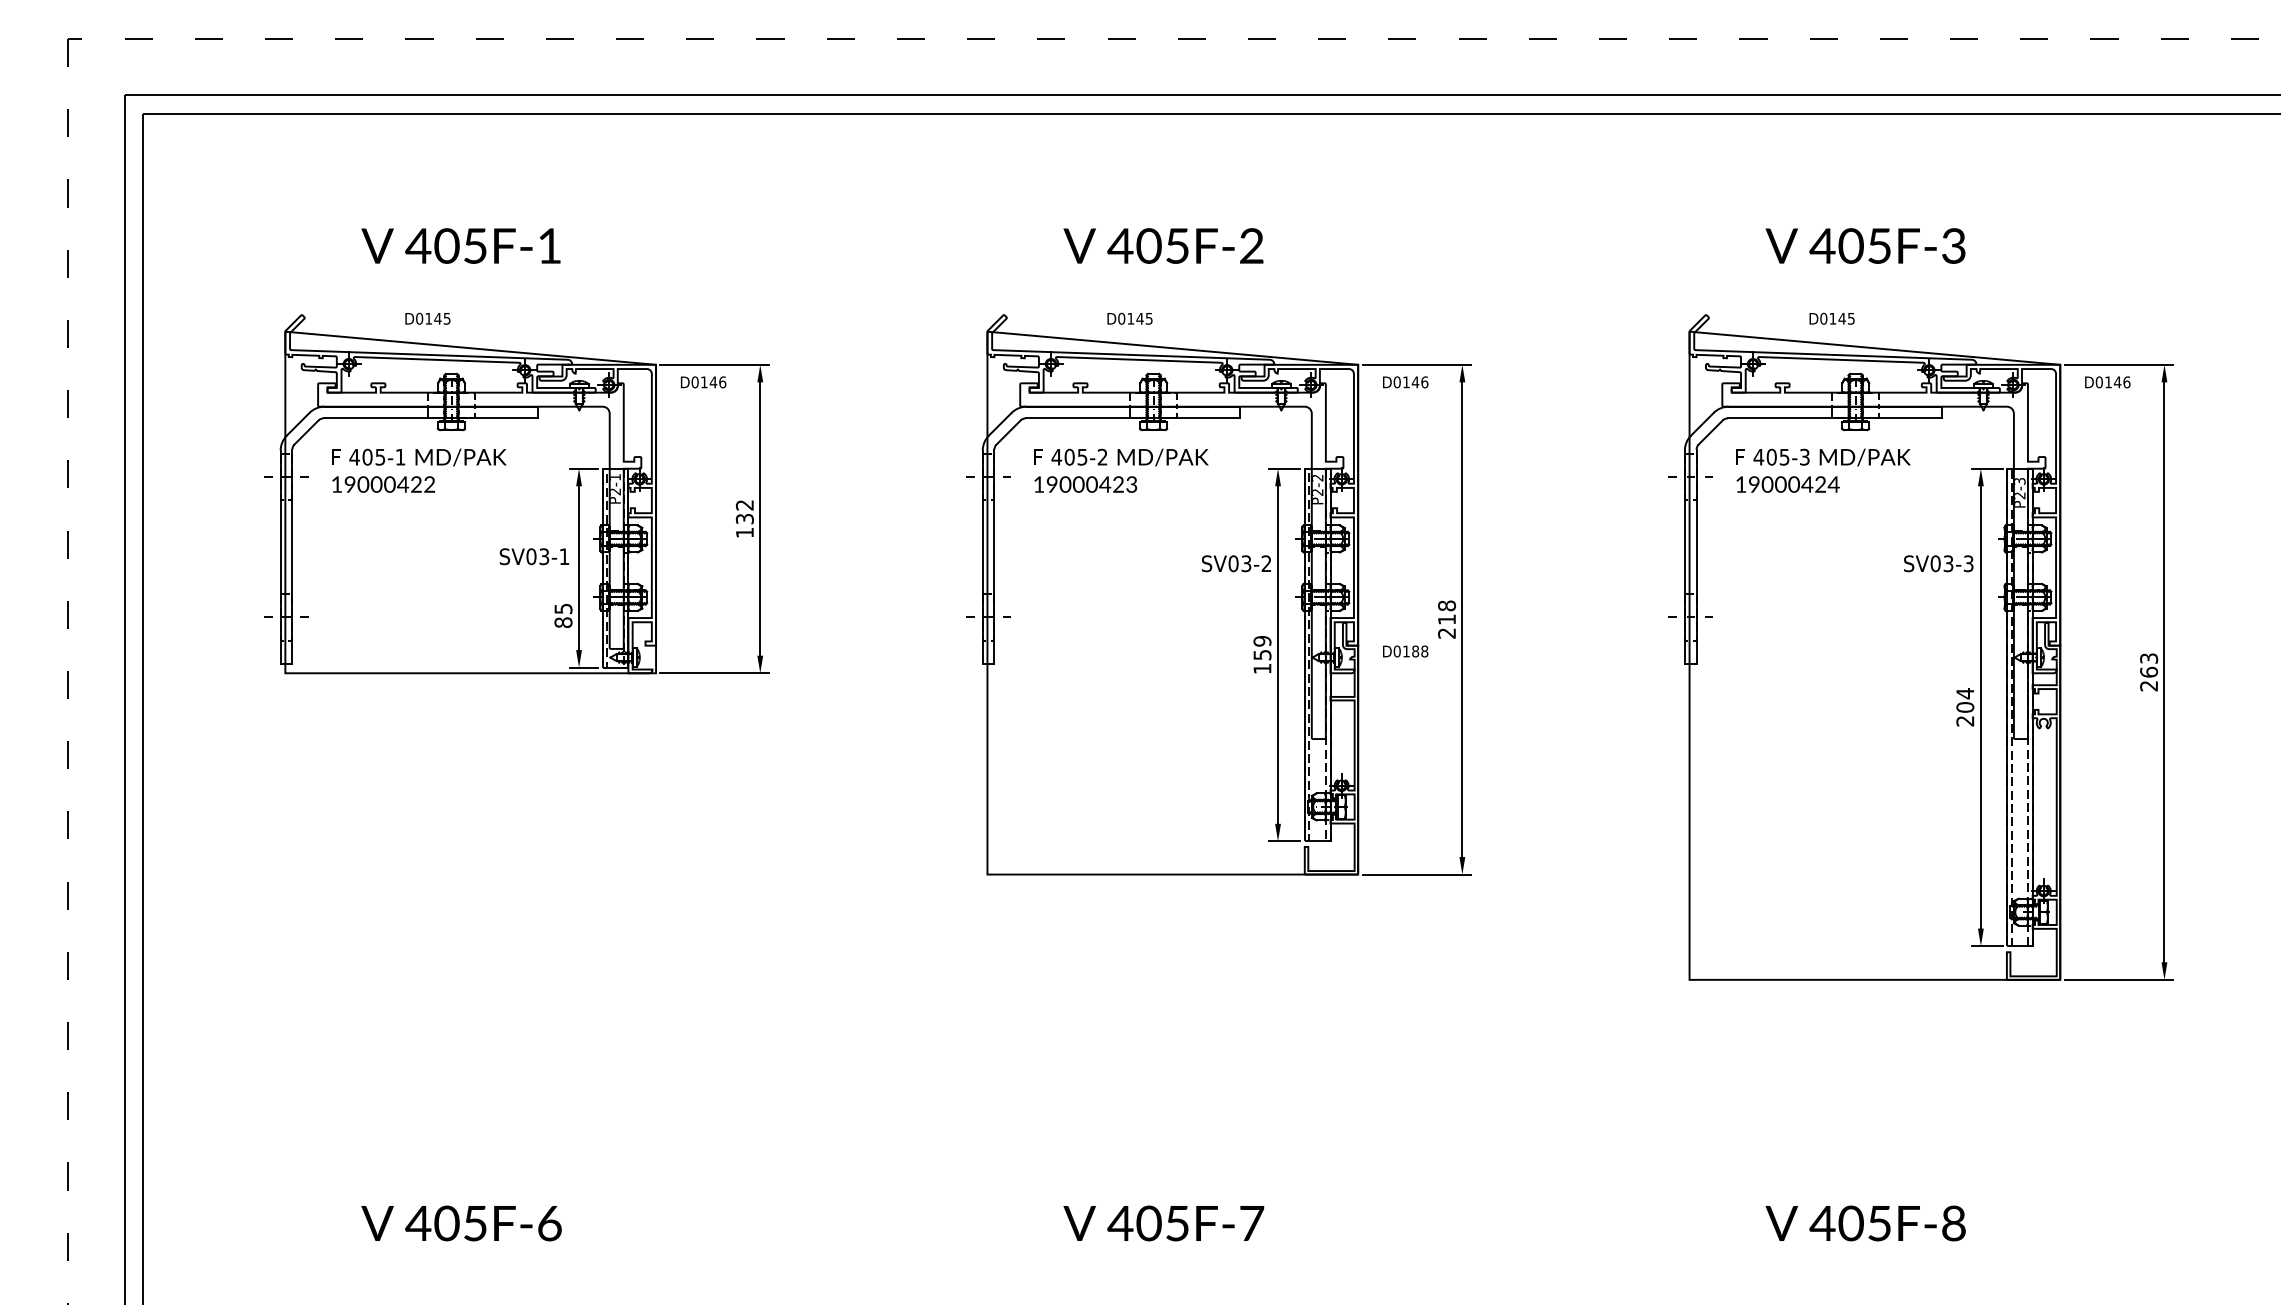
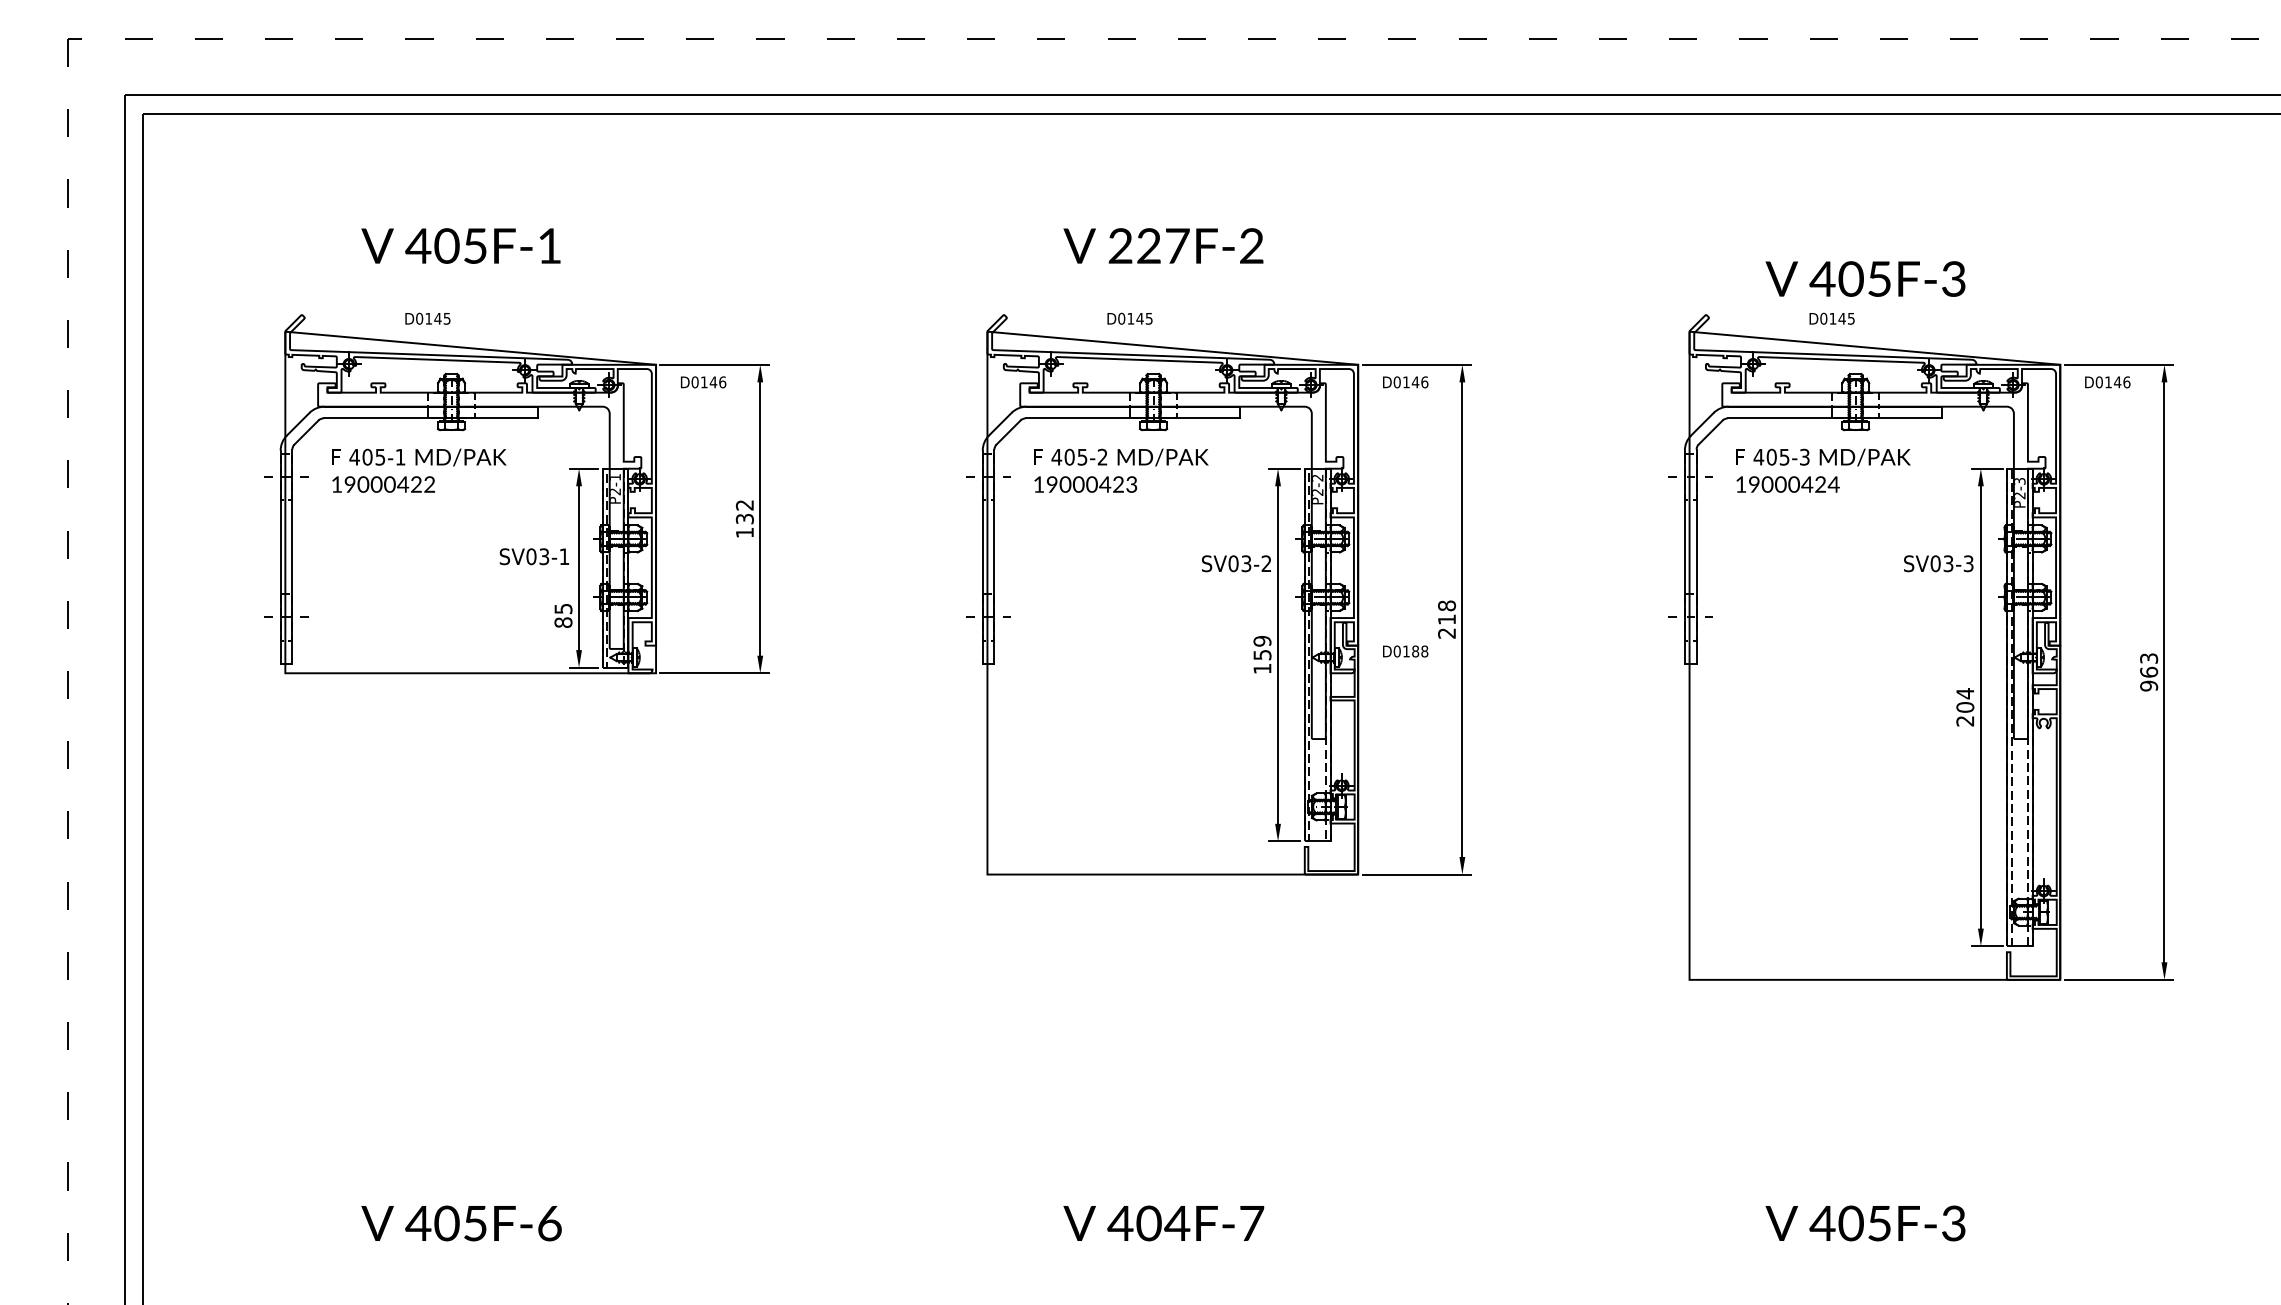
text: 405F-2 -> 227F-2 (1148, 245)
text position: (1865, 245) -> (1865, 278) (1865, 278)
text: 263 -> 963 (2149, 685)
text: 405F-8 -> 405F-3 (1953, 1222)
text: 405F-7 -> 404F-7 (1177, 1223)
